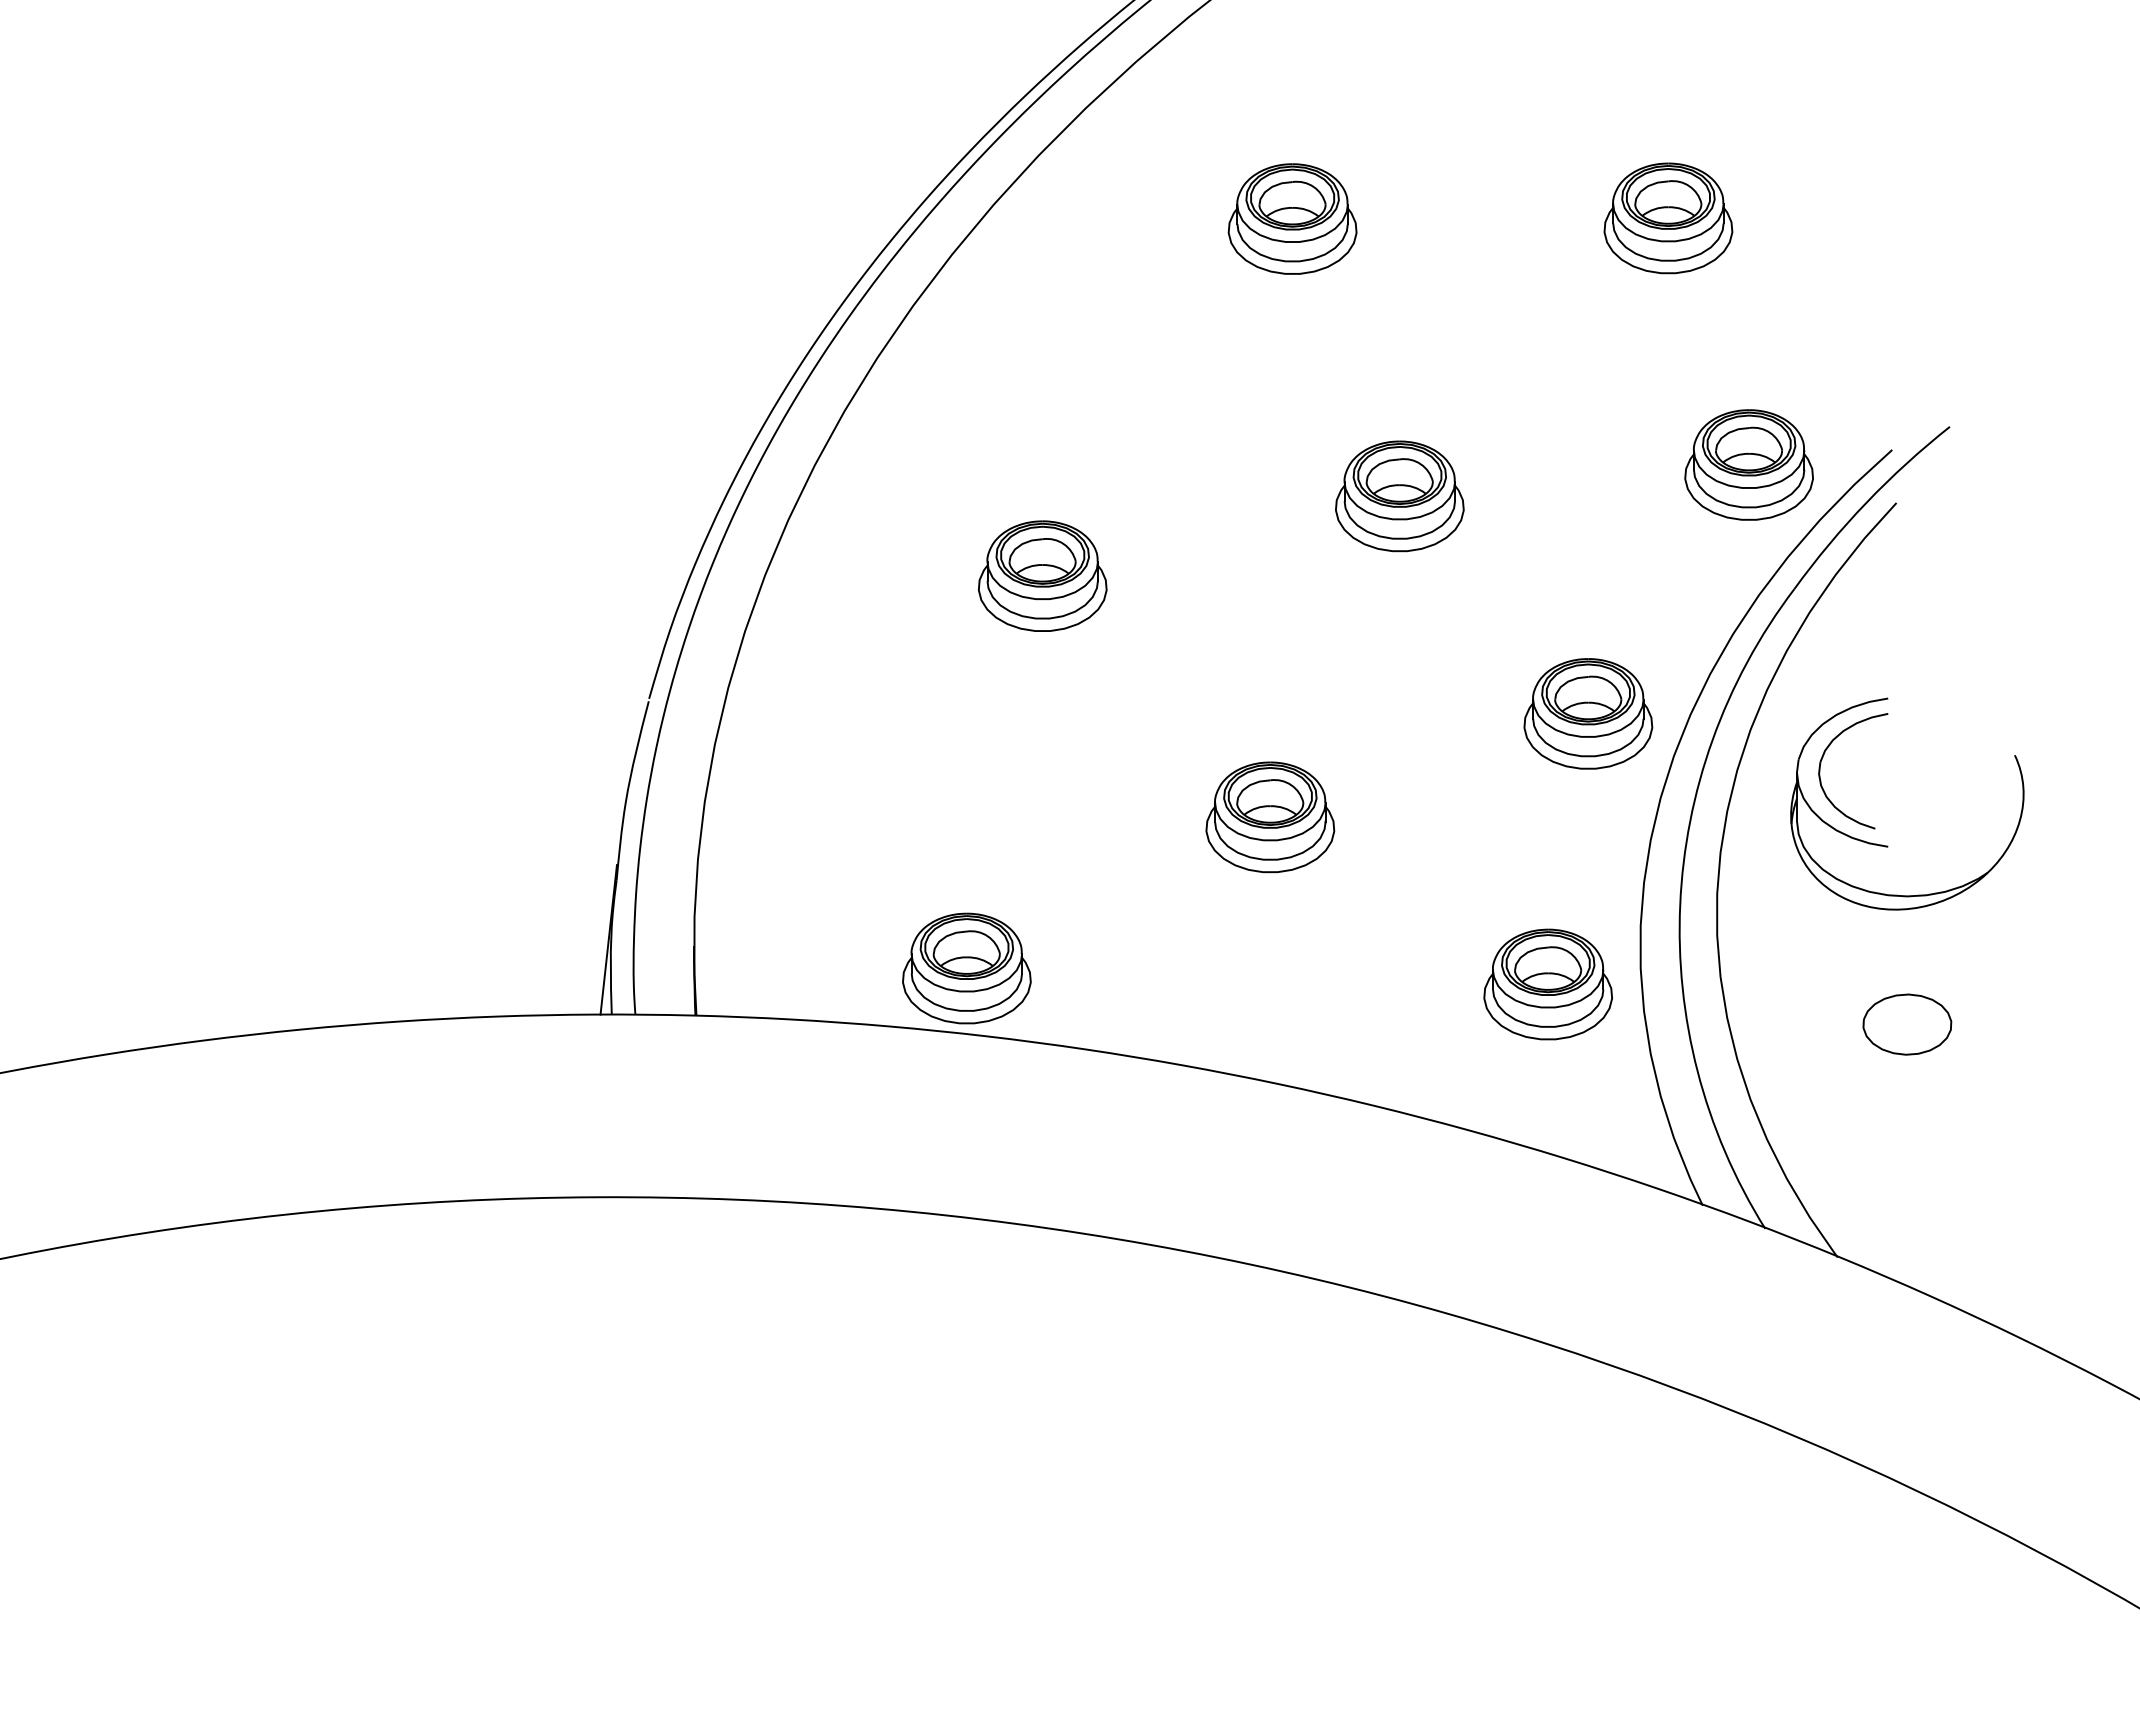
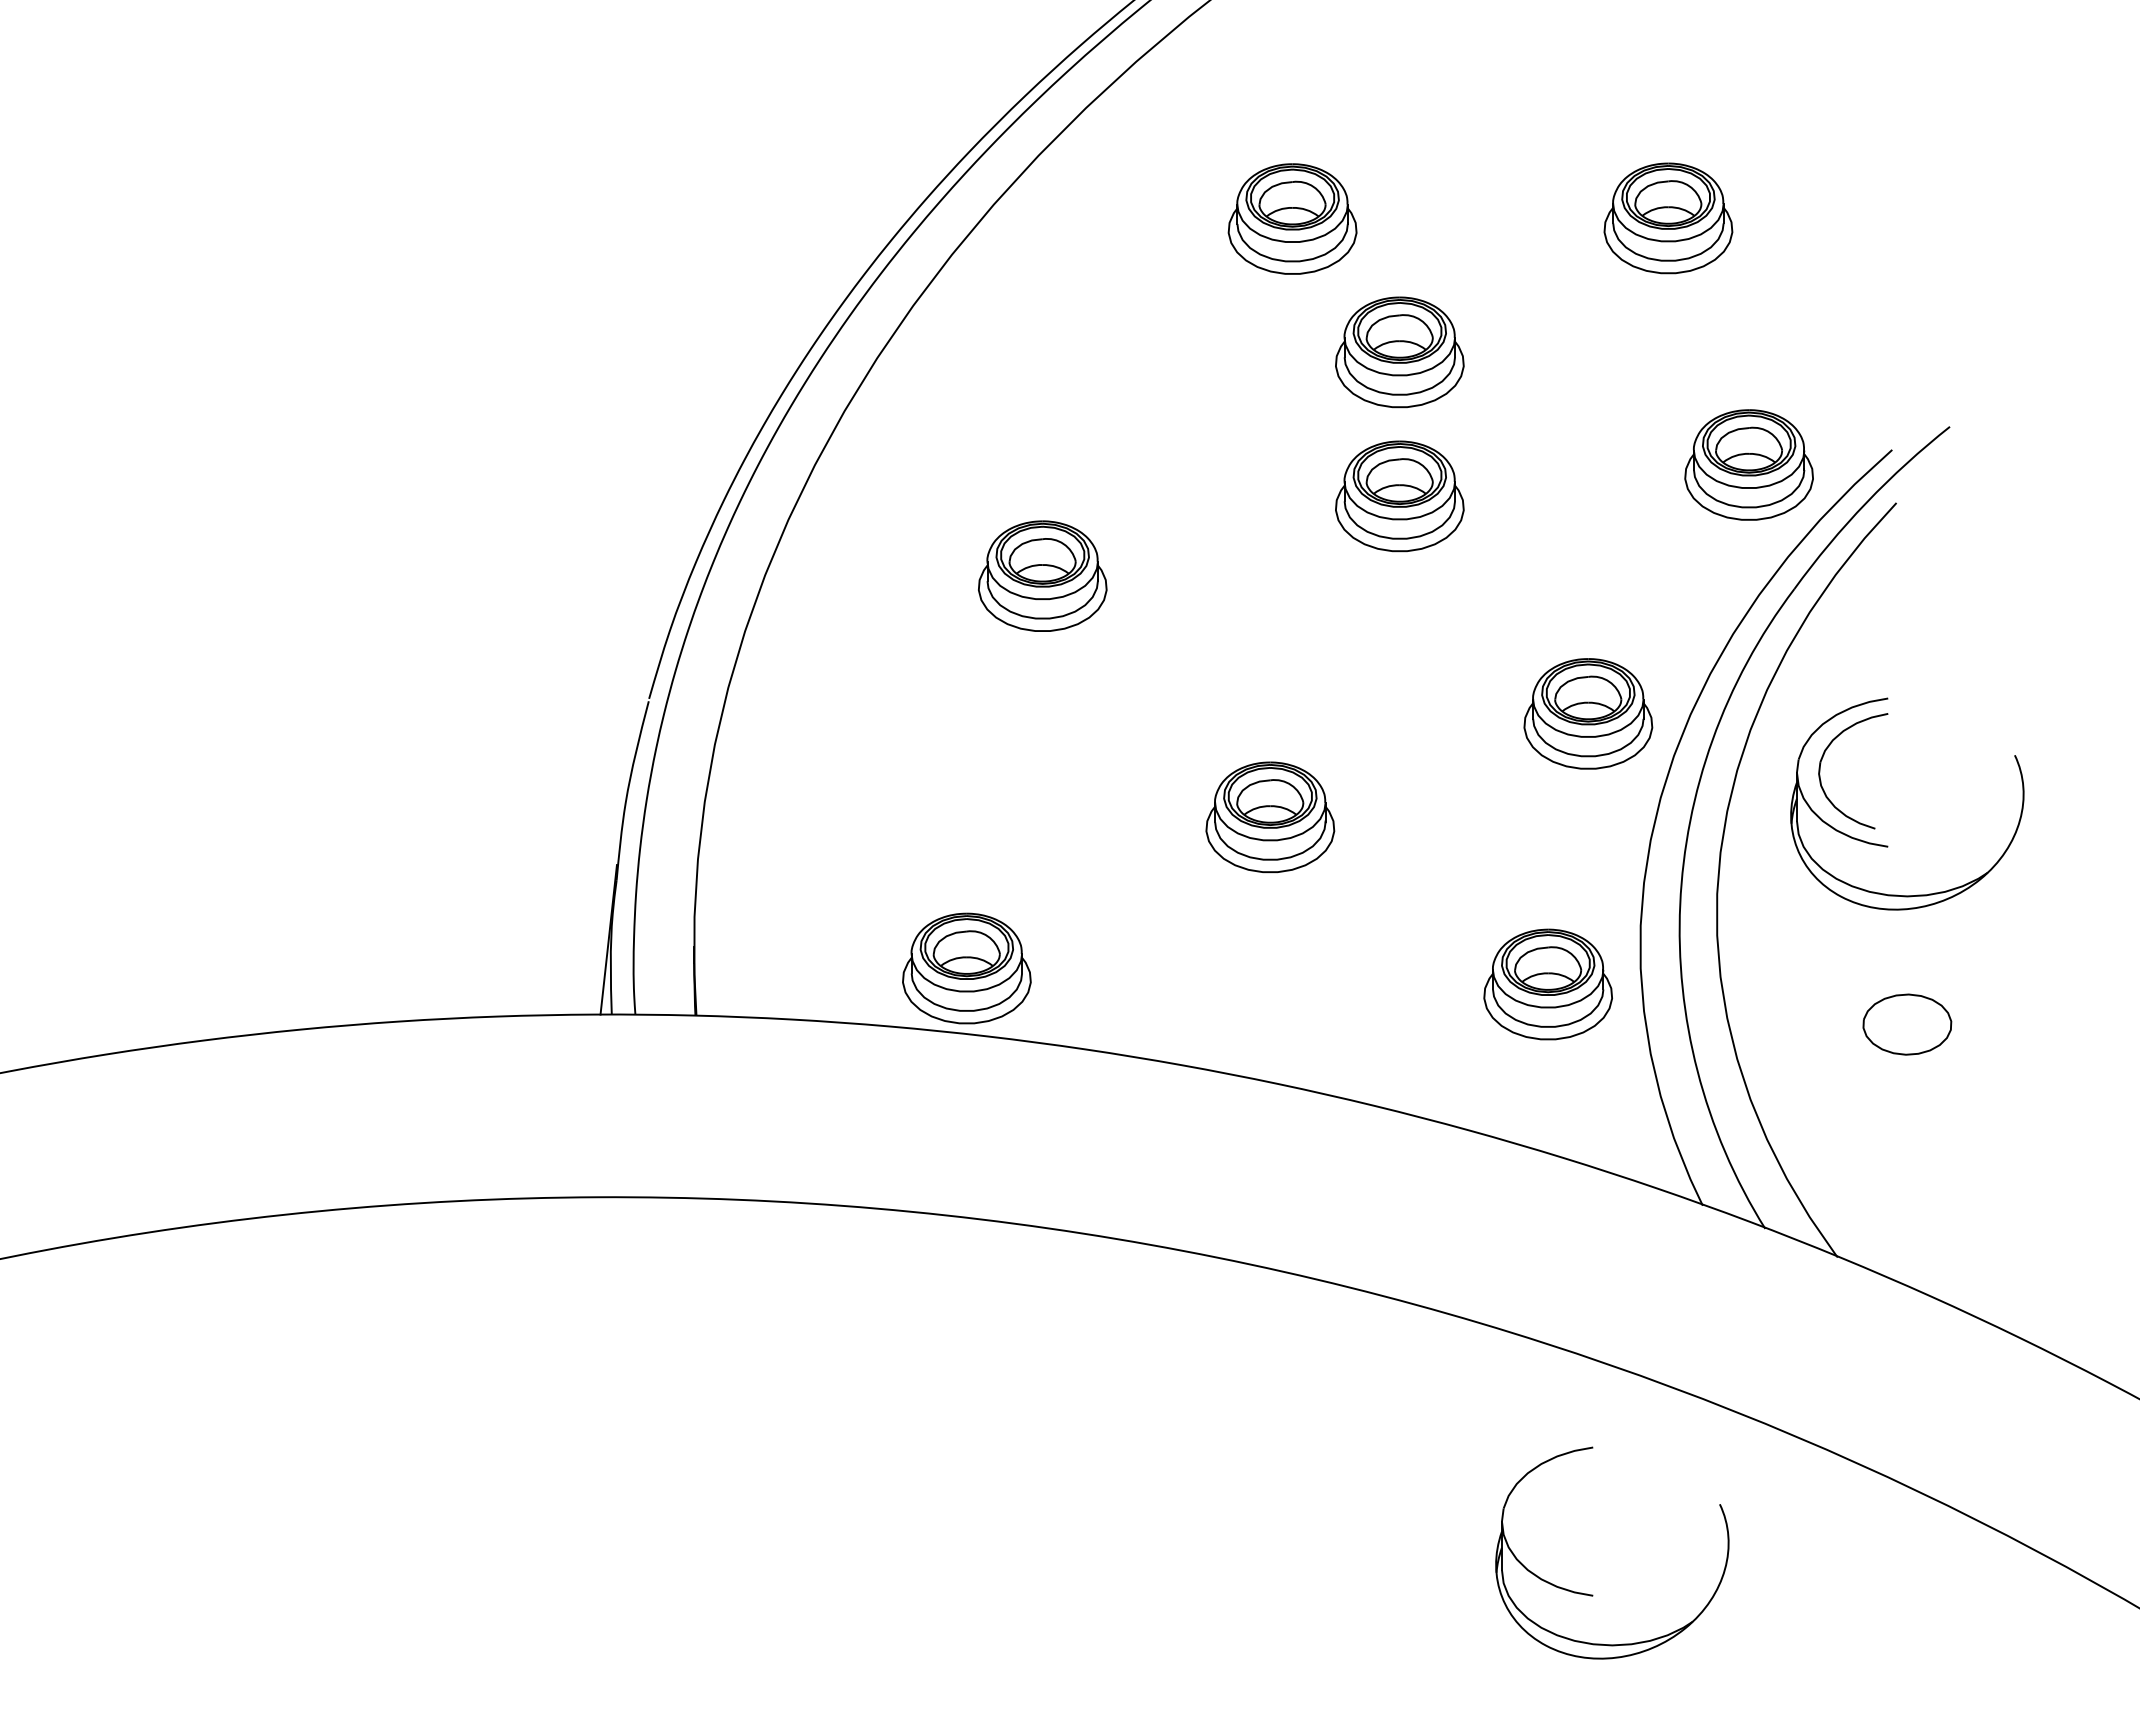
part: none -> present (1399, 352)
part: none -> present (1592, 1594)
